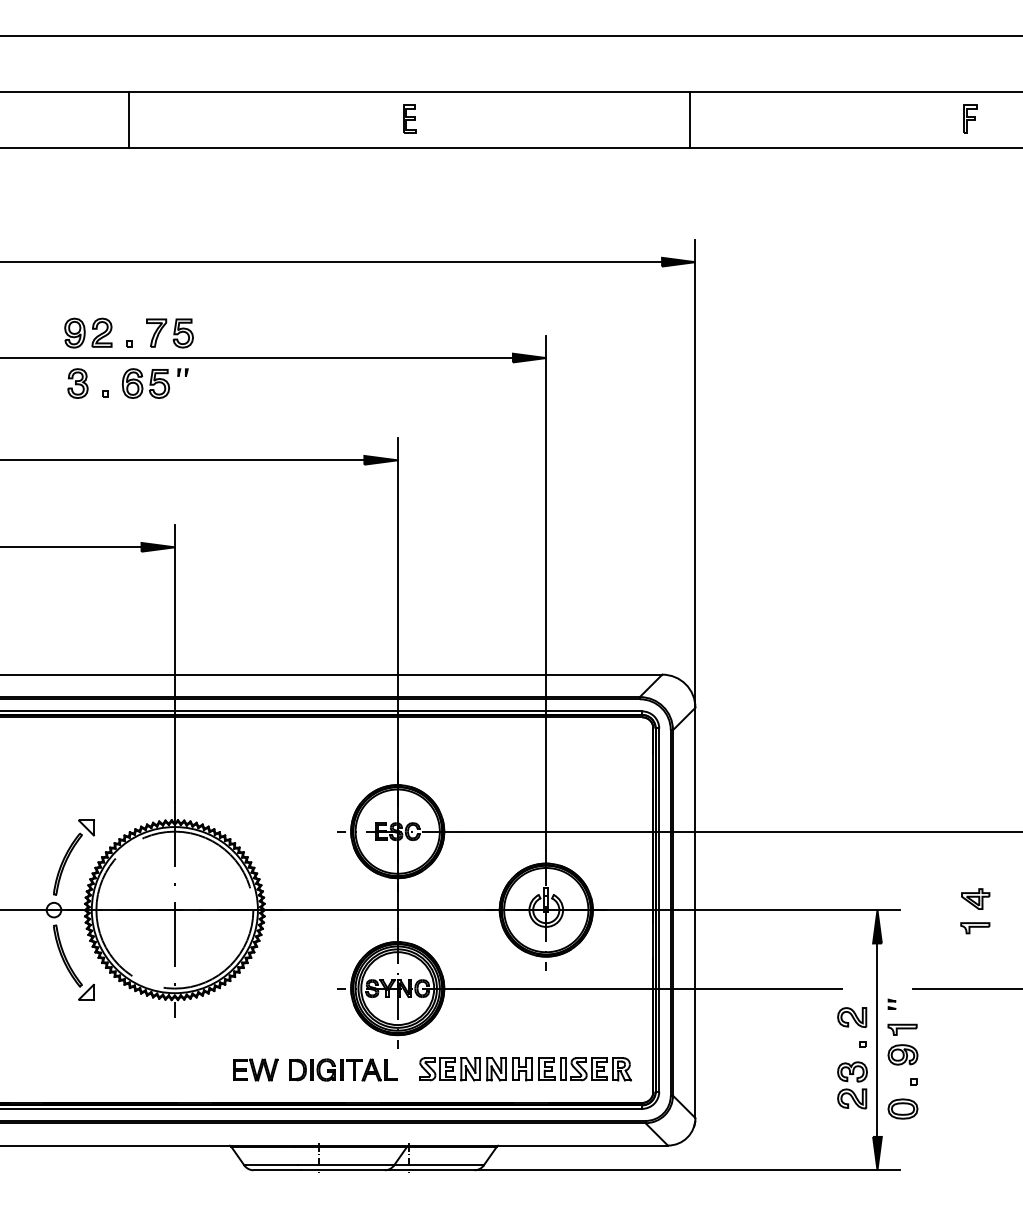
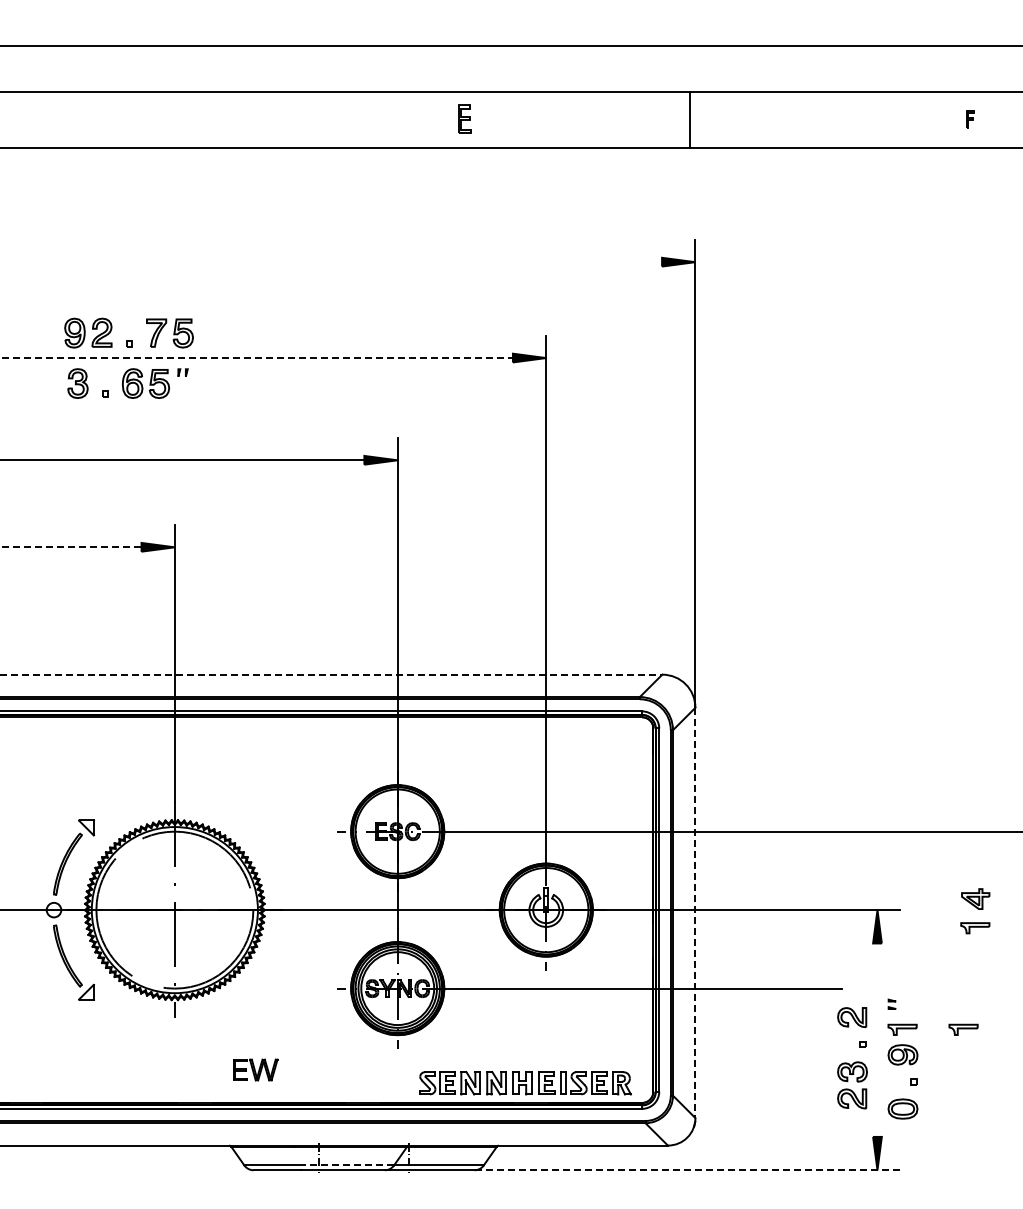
line position: (510, 36) -> (510, 46) (510, 46)
part position: (409, 118) -> (464, 118) (464, 118)
part size: 15x30 px -> 9x19 px (970, 119)
line: present -> none (128, 120)
line: present -> none (332, 262)
line: solid -> dashed (257, 358)
line: solid -> dashed (71, 547)
line: solid -> dashed (331, 674)
line: solid -> dashed (695, 913)
line: present -> none (965, 988)
part: none -> present (963, 1029)
line: present -> none (877, 1039)
part: present -> none (343, 1069)
part position: (525, 1069) -> (525, 1083) (525, 1083)
line: solid -> dashed (346, 1165)
line: solid -> dashed (687, 1170)
